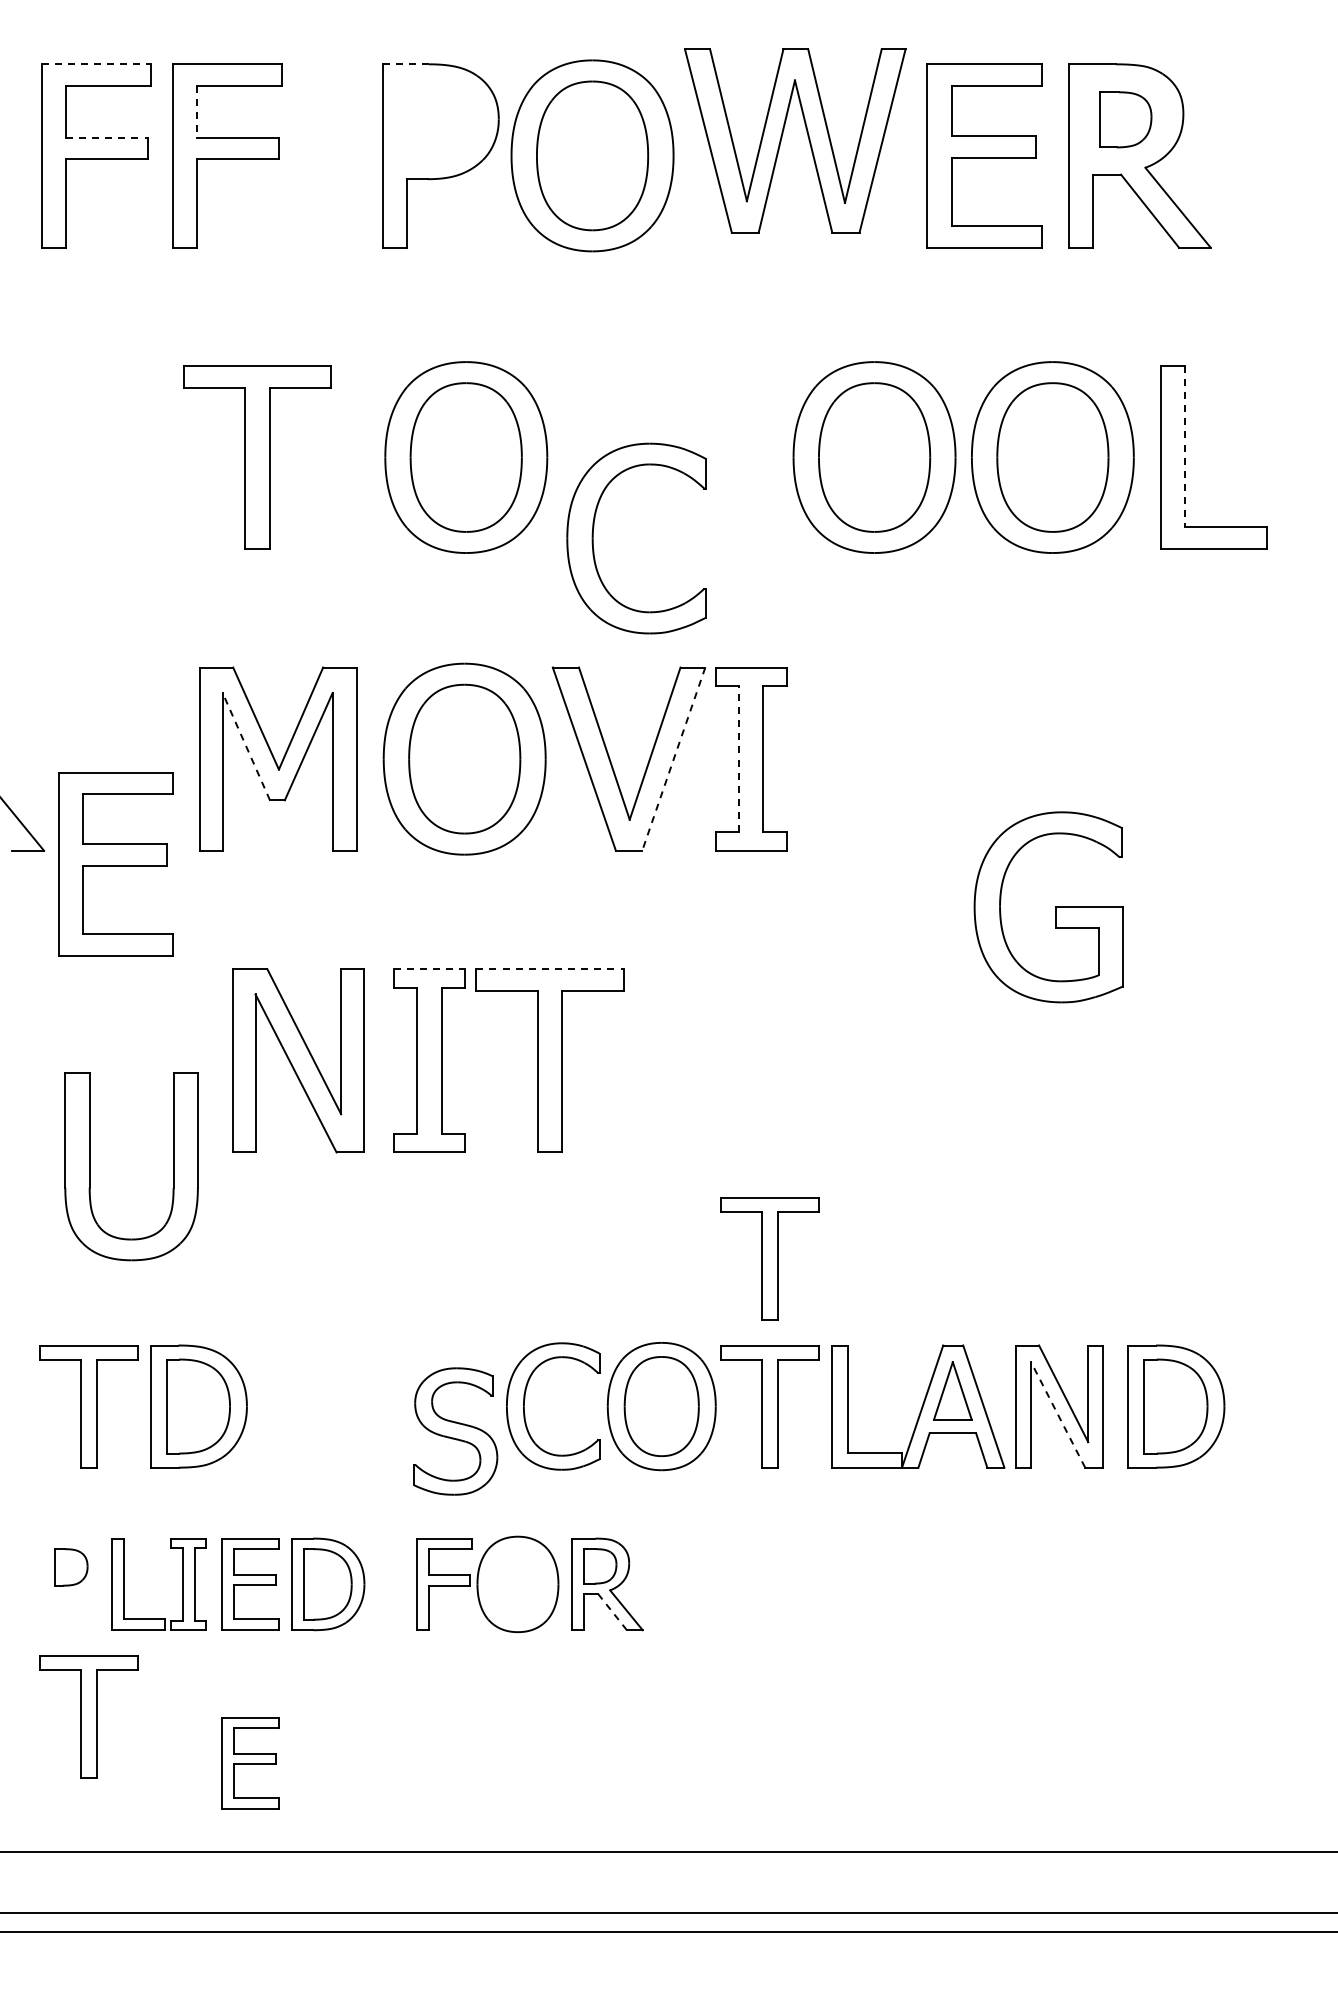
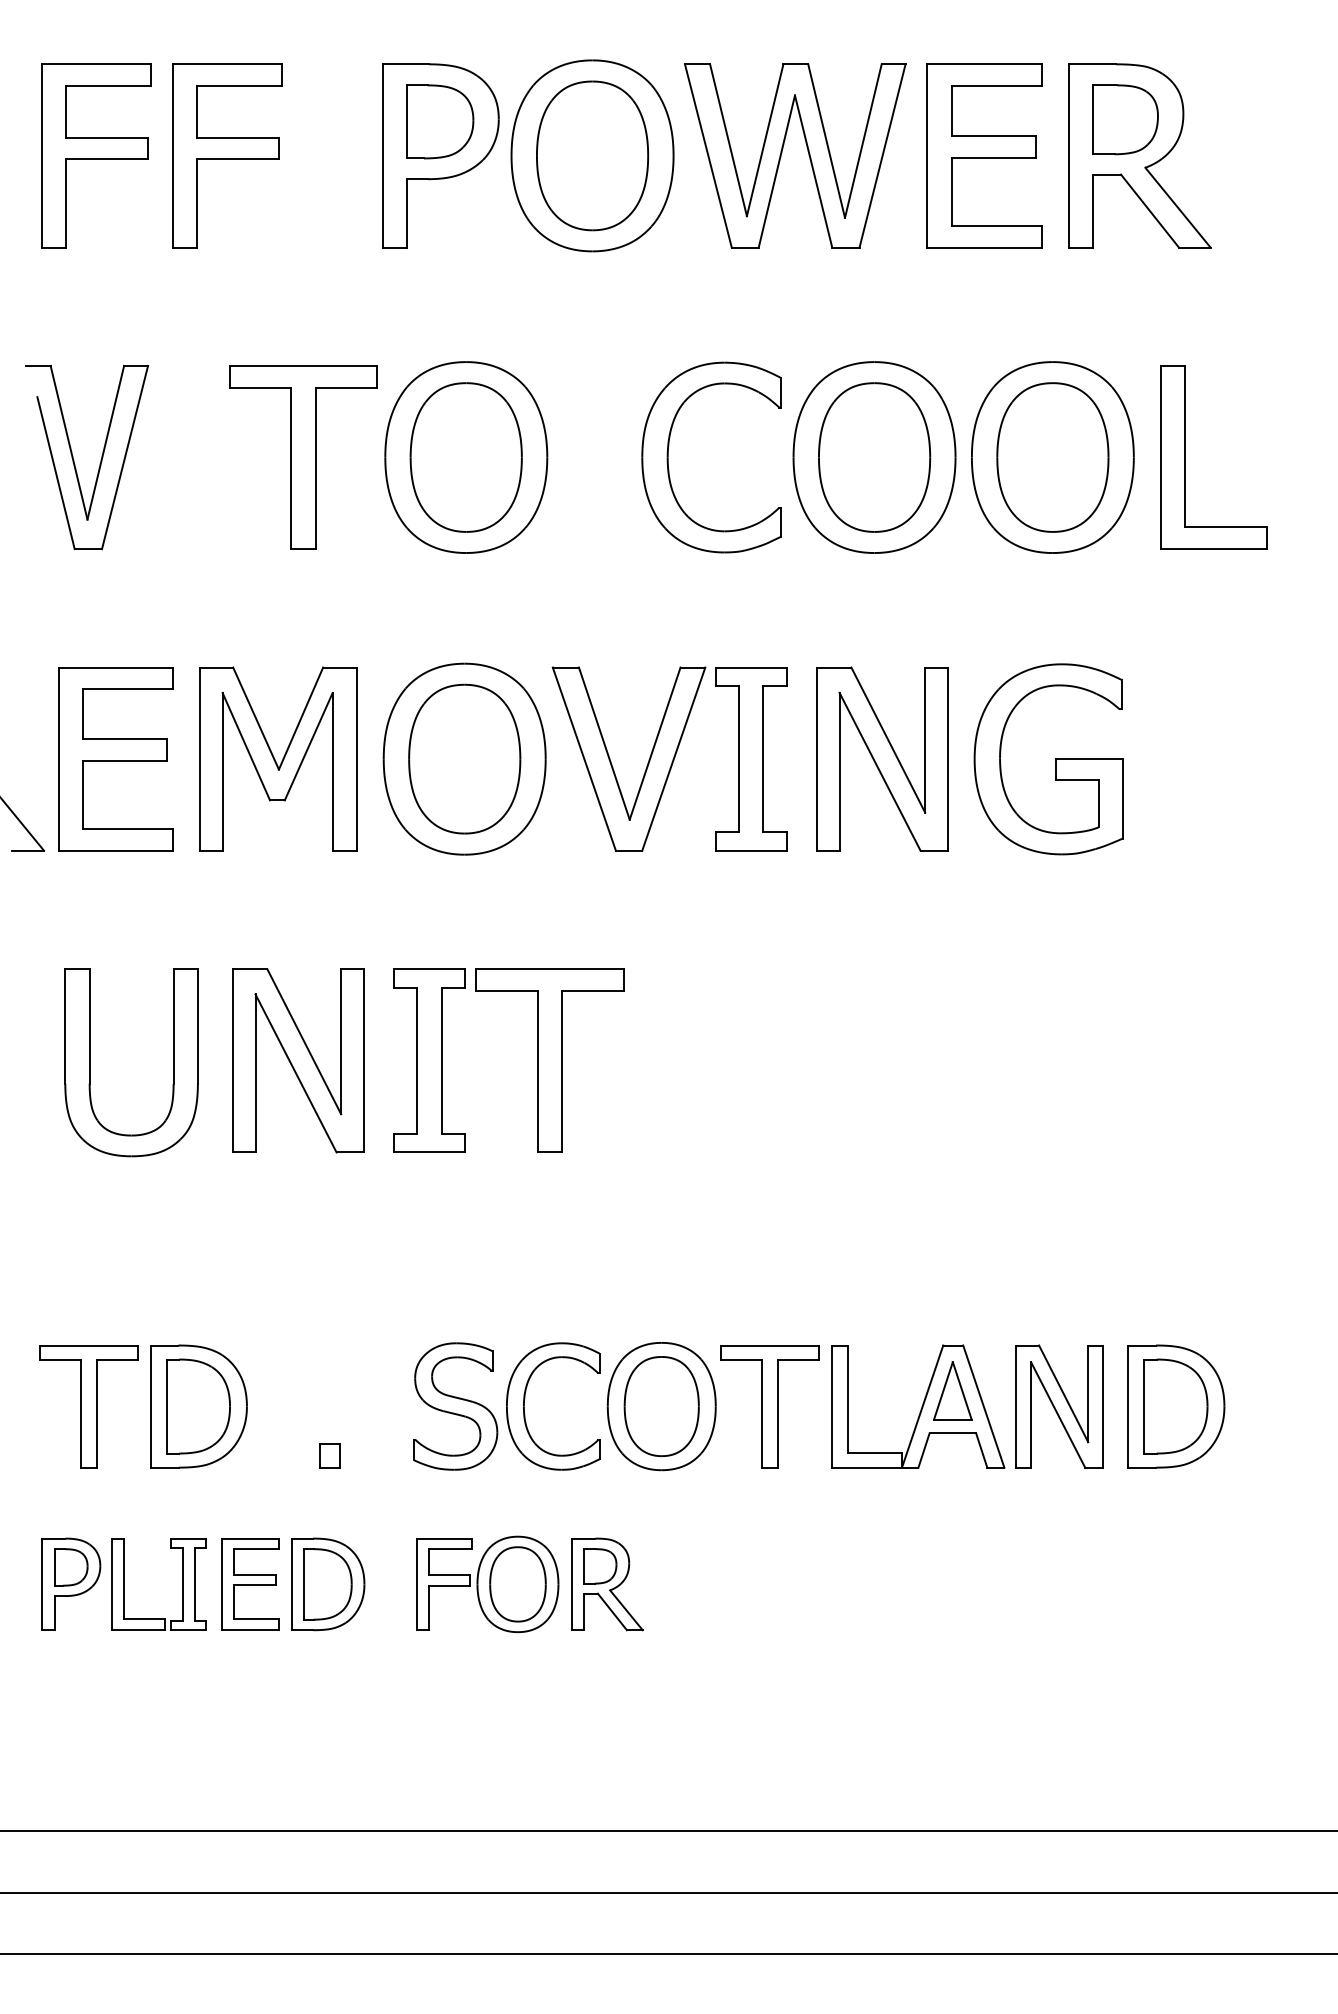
line: dashed -> solid (96, 64)
line: dashed -> solid (406, 64)
line: dashed -> solid (197, 111)
part size: 54x58 px -> 67x72 px (1125, 119)
part: none -> present (440, 121)
part position: (807, 136) -> (807, 151) (807, 151)
line: dashed -> solid (106, 137)
line: dashed -> solid (1184, 446)
part position: (257, 457) -> (303, 457) (303, 457)
part: none -> present (74, 460)
part position: (593, 538) -> (668, 457) (668, 457)
line: dashed -> solid (246, 746)
part: none -> present (882, 758)
line: dashed -> solid (673, 759)
line: dashed -> solid (739, 759)
part position: (115, 864) -> (115, 759) (115, 759)
part position: (1055, 907) -> (1055, 759) (1055, 759)
line: dashed -> solid (429, 969)
line: dashed -> solid (549, 969)
part position: (90, 1166) -> (90, 1062) (90, 1062)
part: present -> none (769, 1258)
line: dashed -> solid (1057, 1414)
part position: (455, 1431) -> (455, 1406) (455, 1406)
part: none -> present (329, 1455)
part: none -> present (71, 1583)
part: none -> present (517, 1584)
line: dashed -> solid (612, 1611)
part: present -> none (88, 1716)
part: present -> none (250, 1763)
line position: (668, 1852) -> (668, 1831) (668, 1831)
line position: (668, 1912) -> (668, 1892) (668, 1892)
line position: (668, 1931) -> (668, 1953) (668, 1953)
